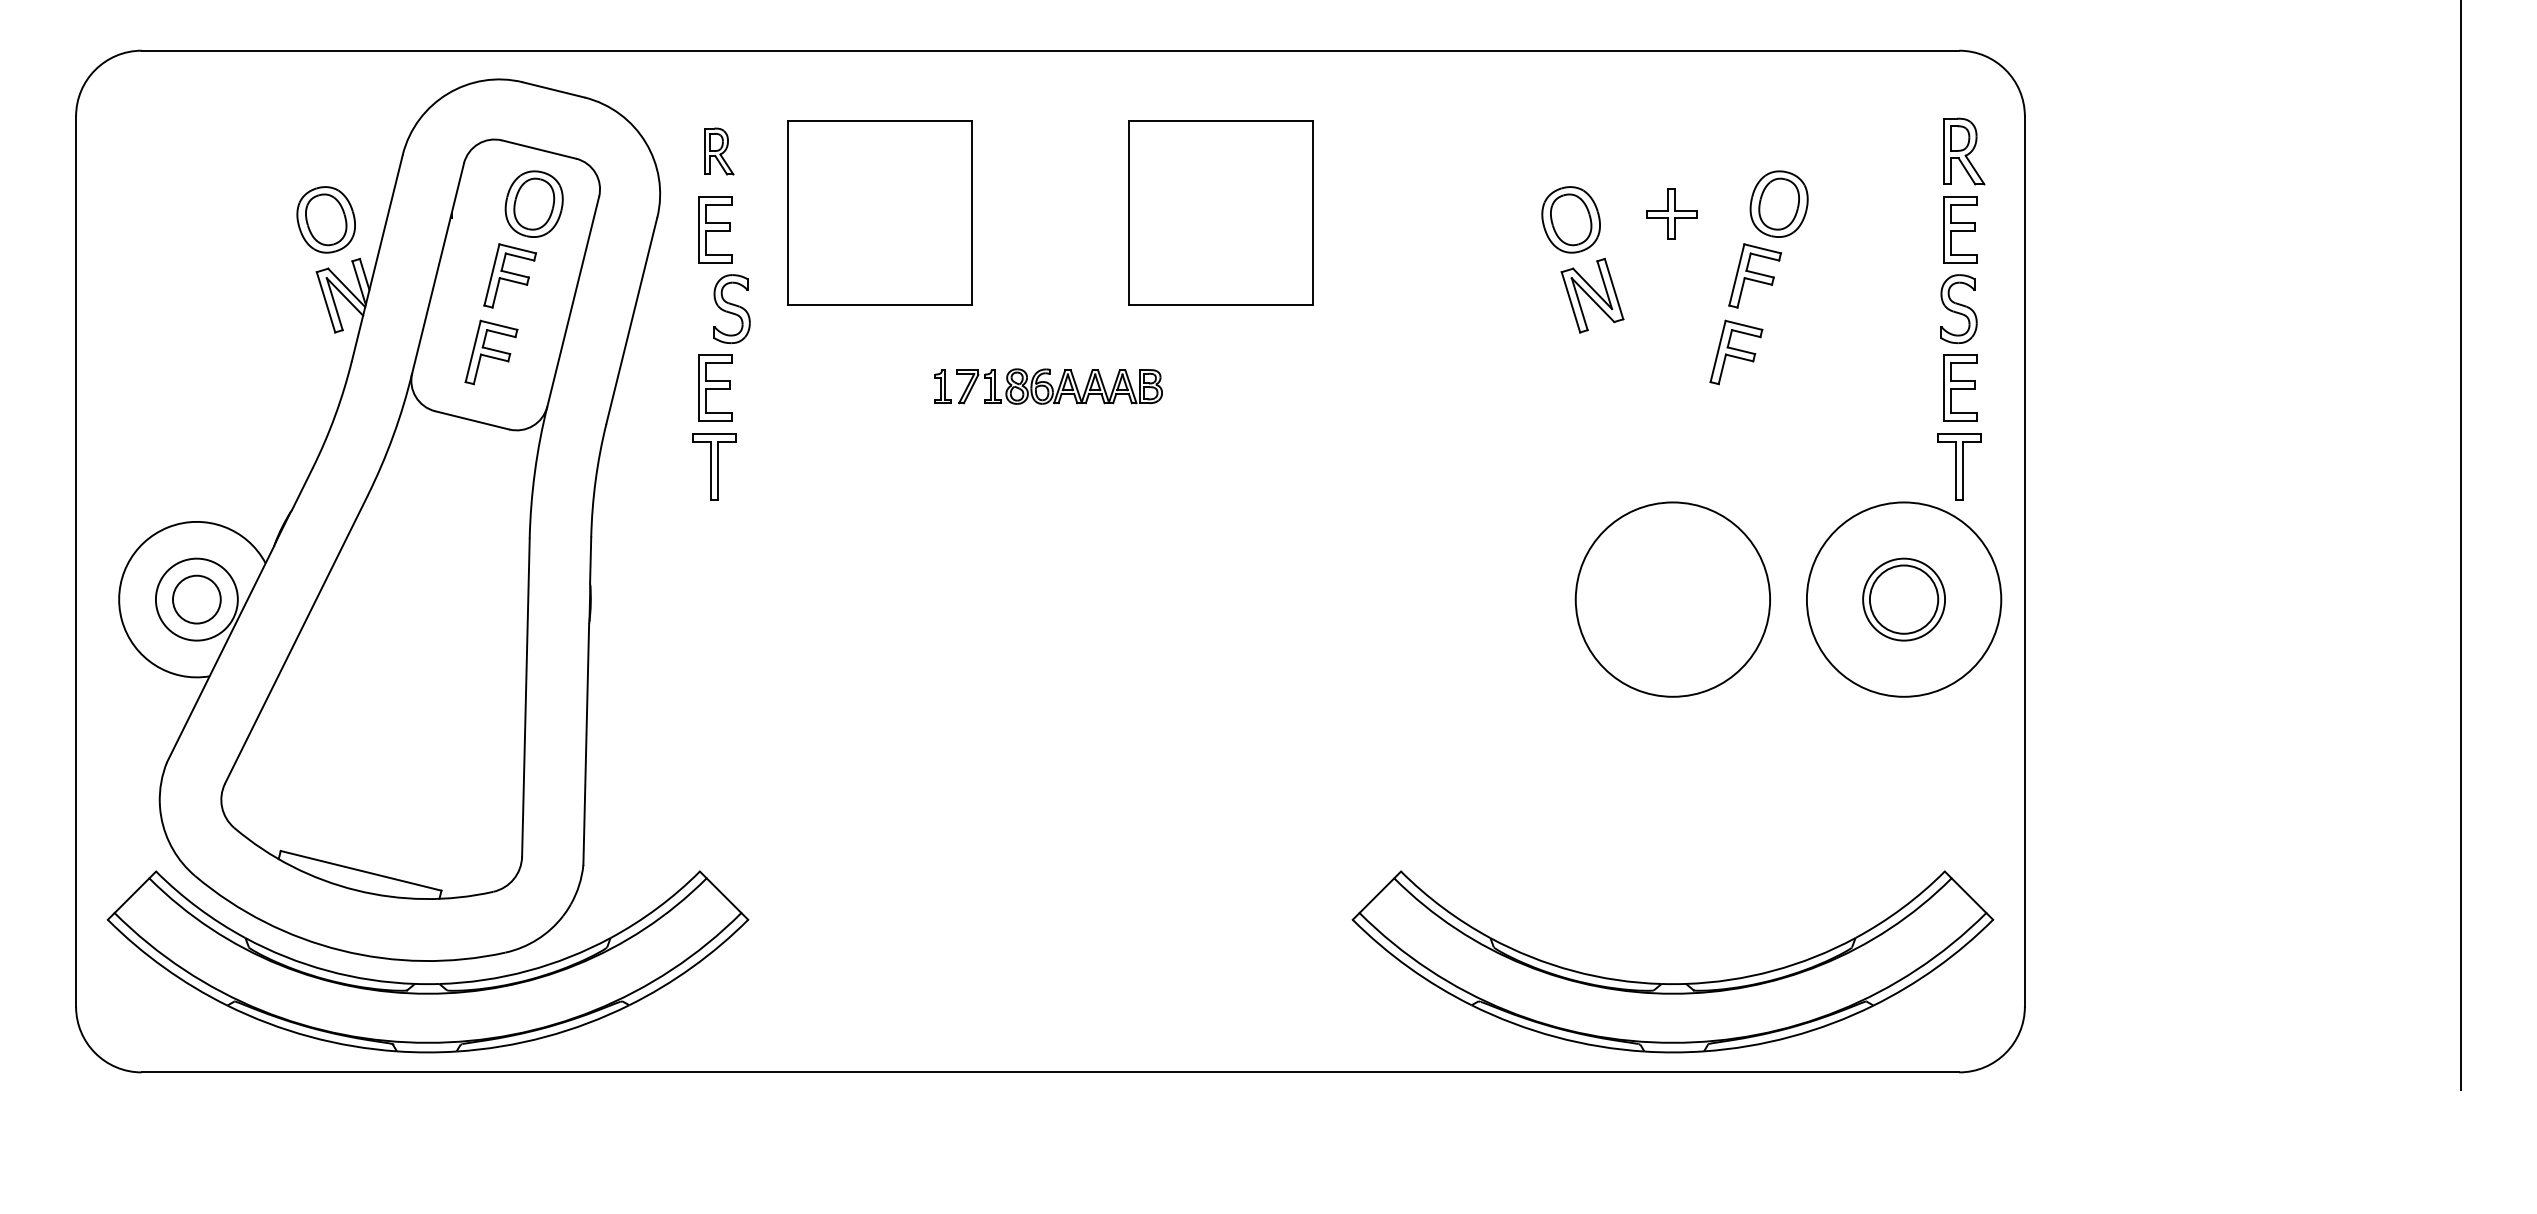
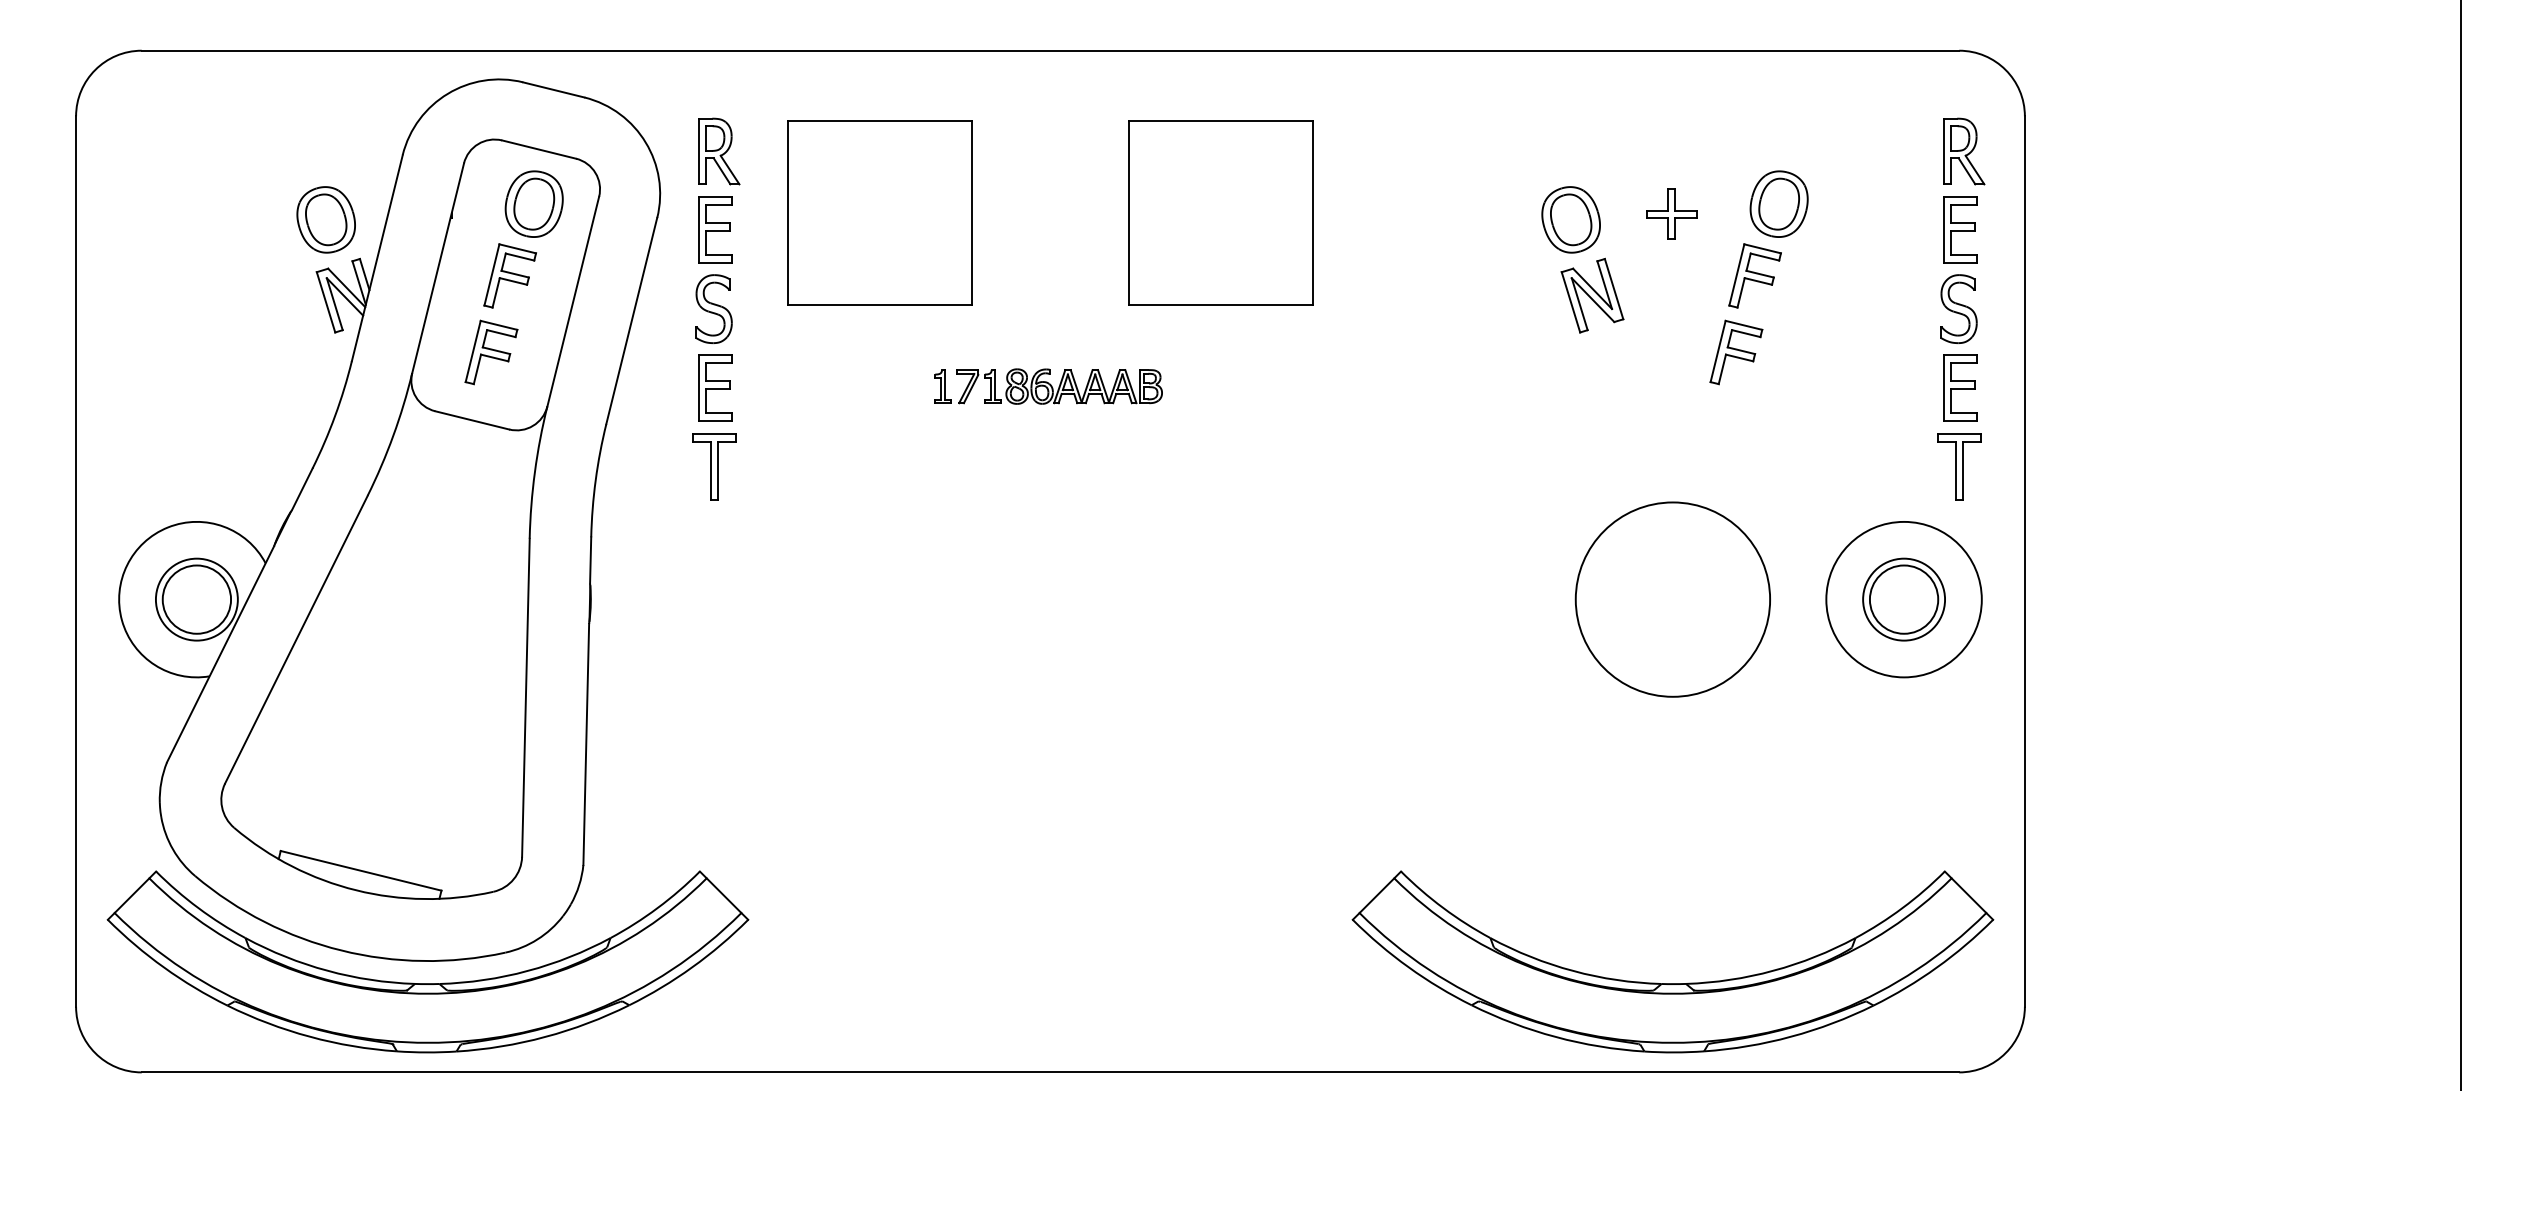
part size: 31x49 px -> 43x69 px (719, 151)
part position: (731, 308) -> (713, 308) (713, 308)
circle diameter: 48 px -> 68 px (196, 599)
circle diameter: 194 px -> 155 px (1903, 599)
